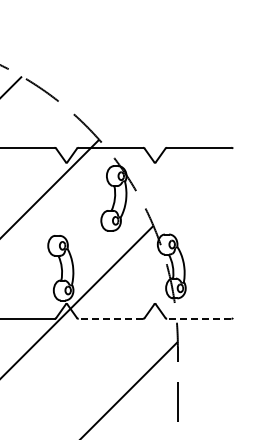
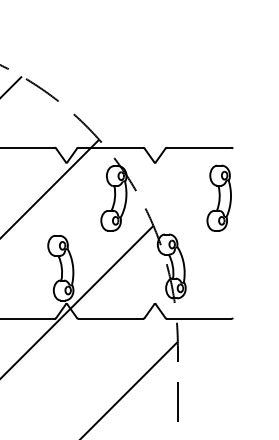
part: none -> present (218, 197)
line: dashed -> solid (110, 318)
line: dashed -> solid (198, 318)
